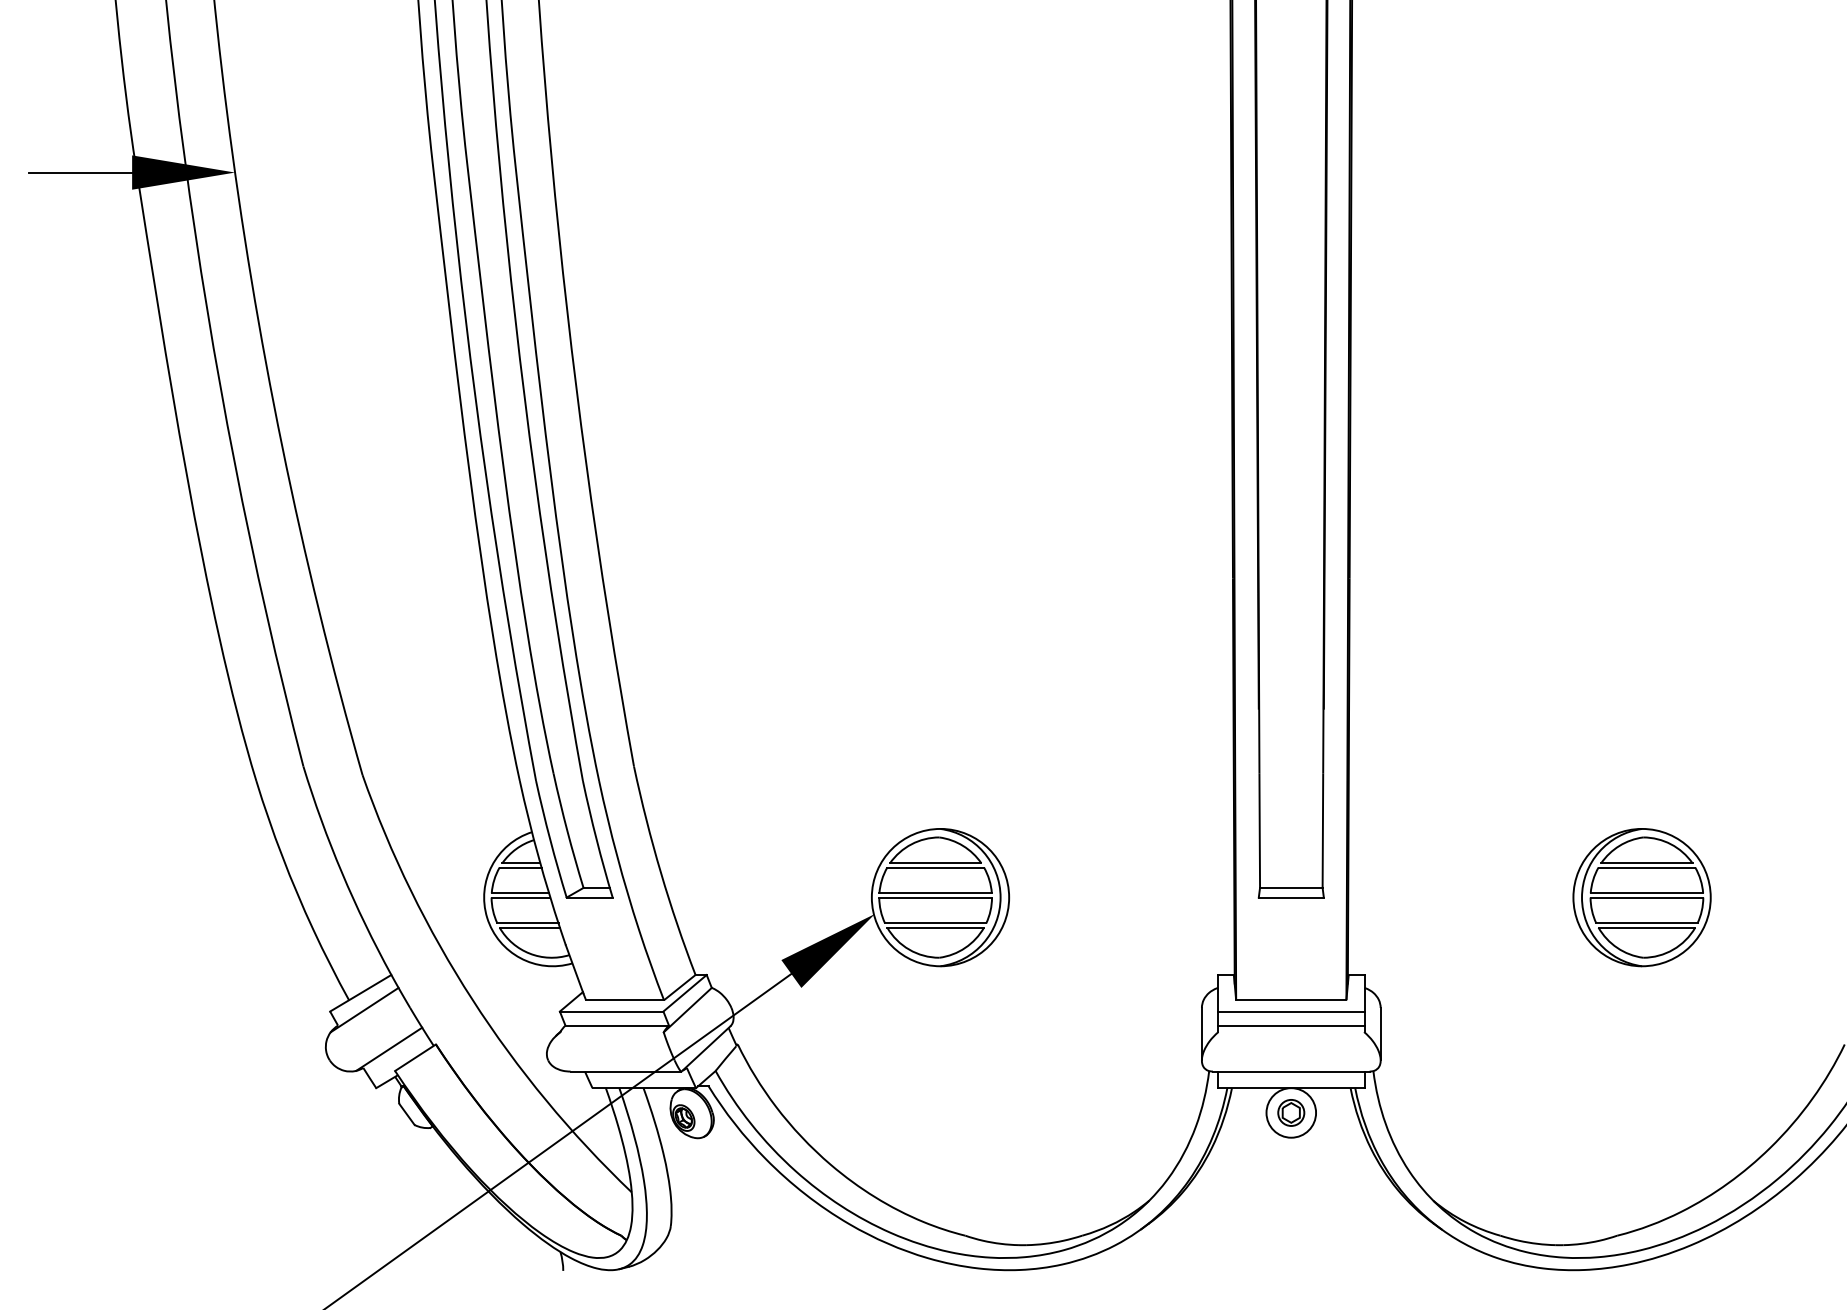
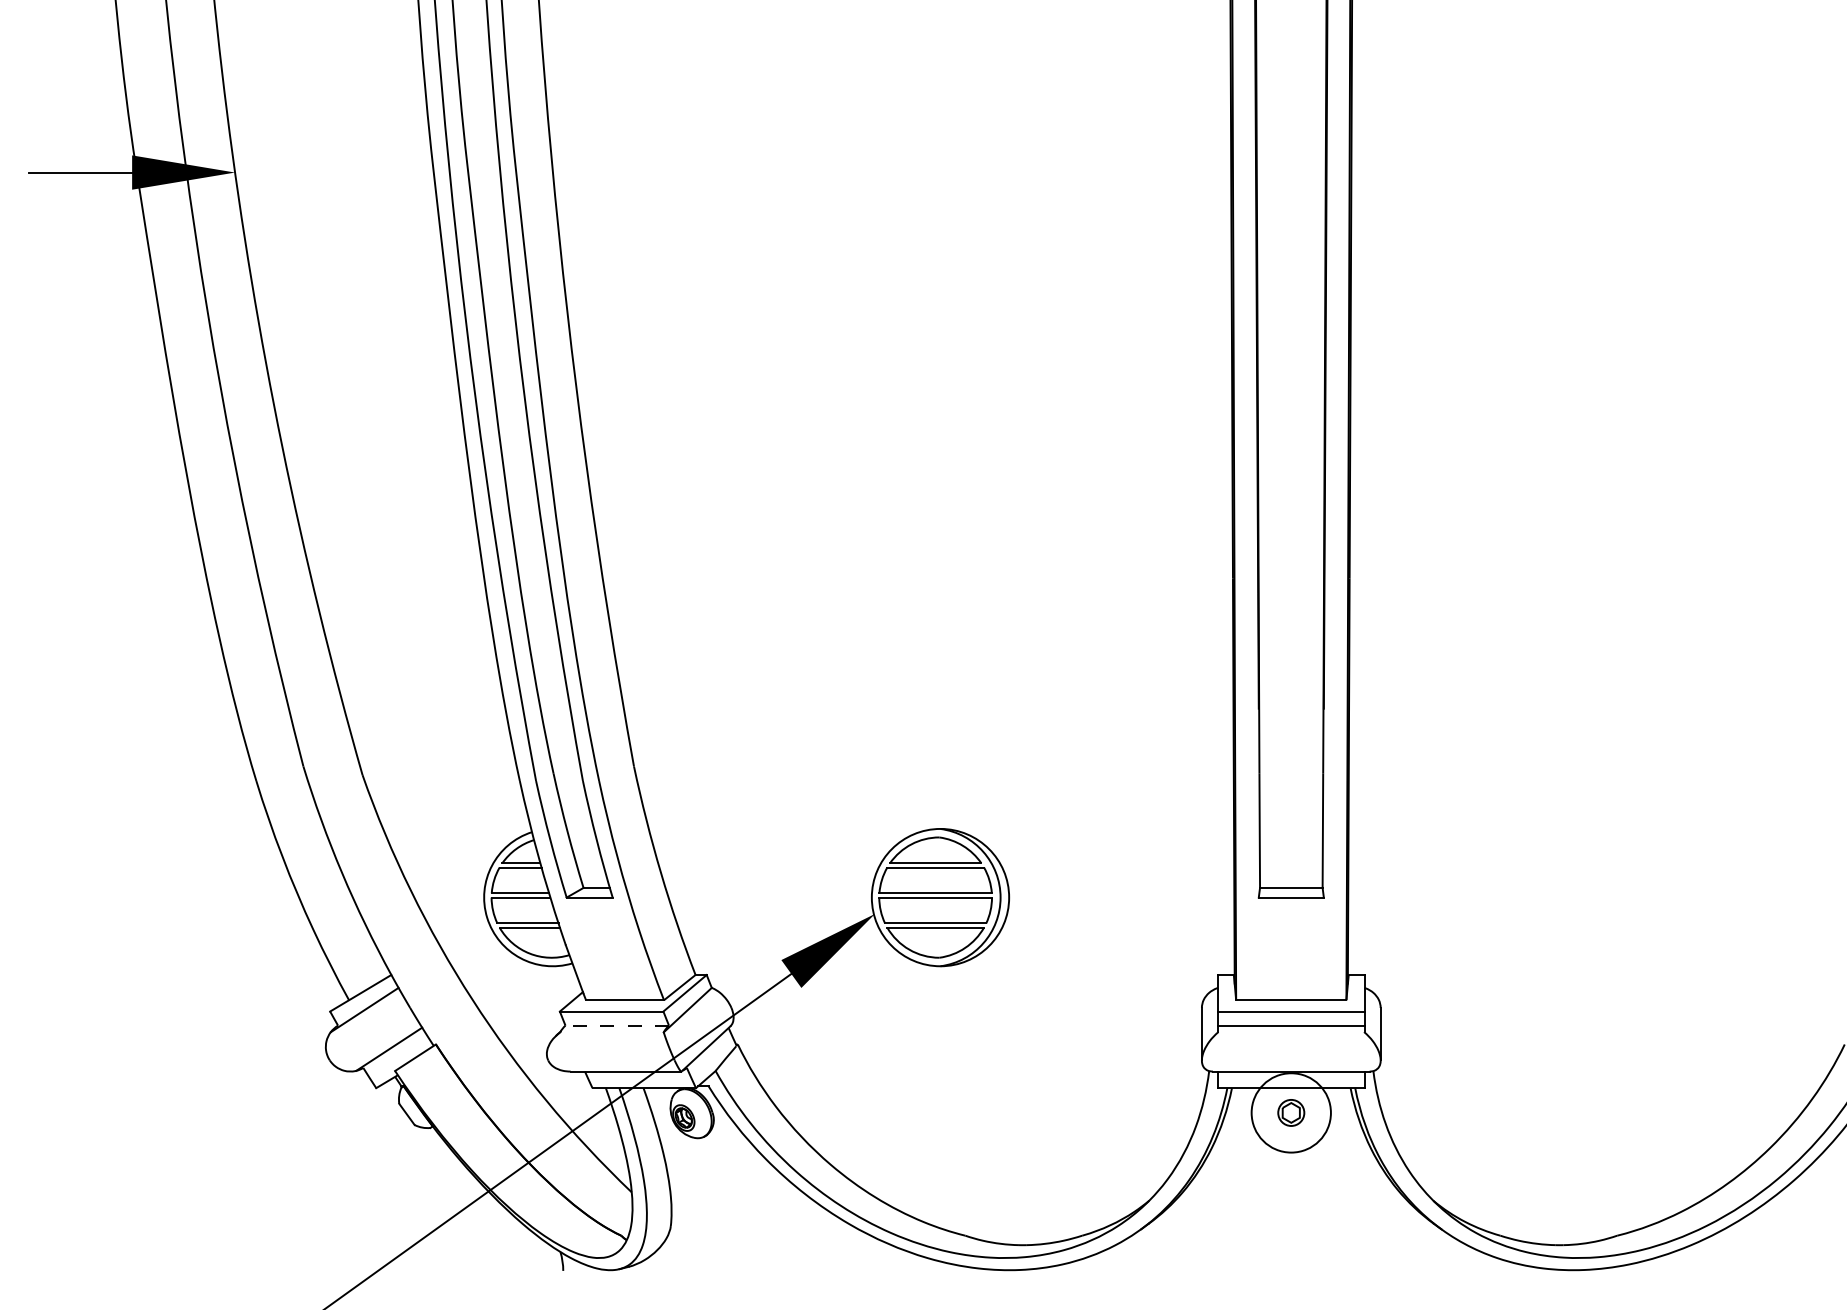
part: present -> none (1641, 897)
line: solid -> dashed (617, 1025)
circle diameter: 50 px -> 79 px (1290, 1112)
